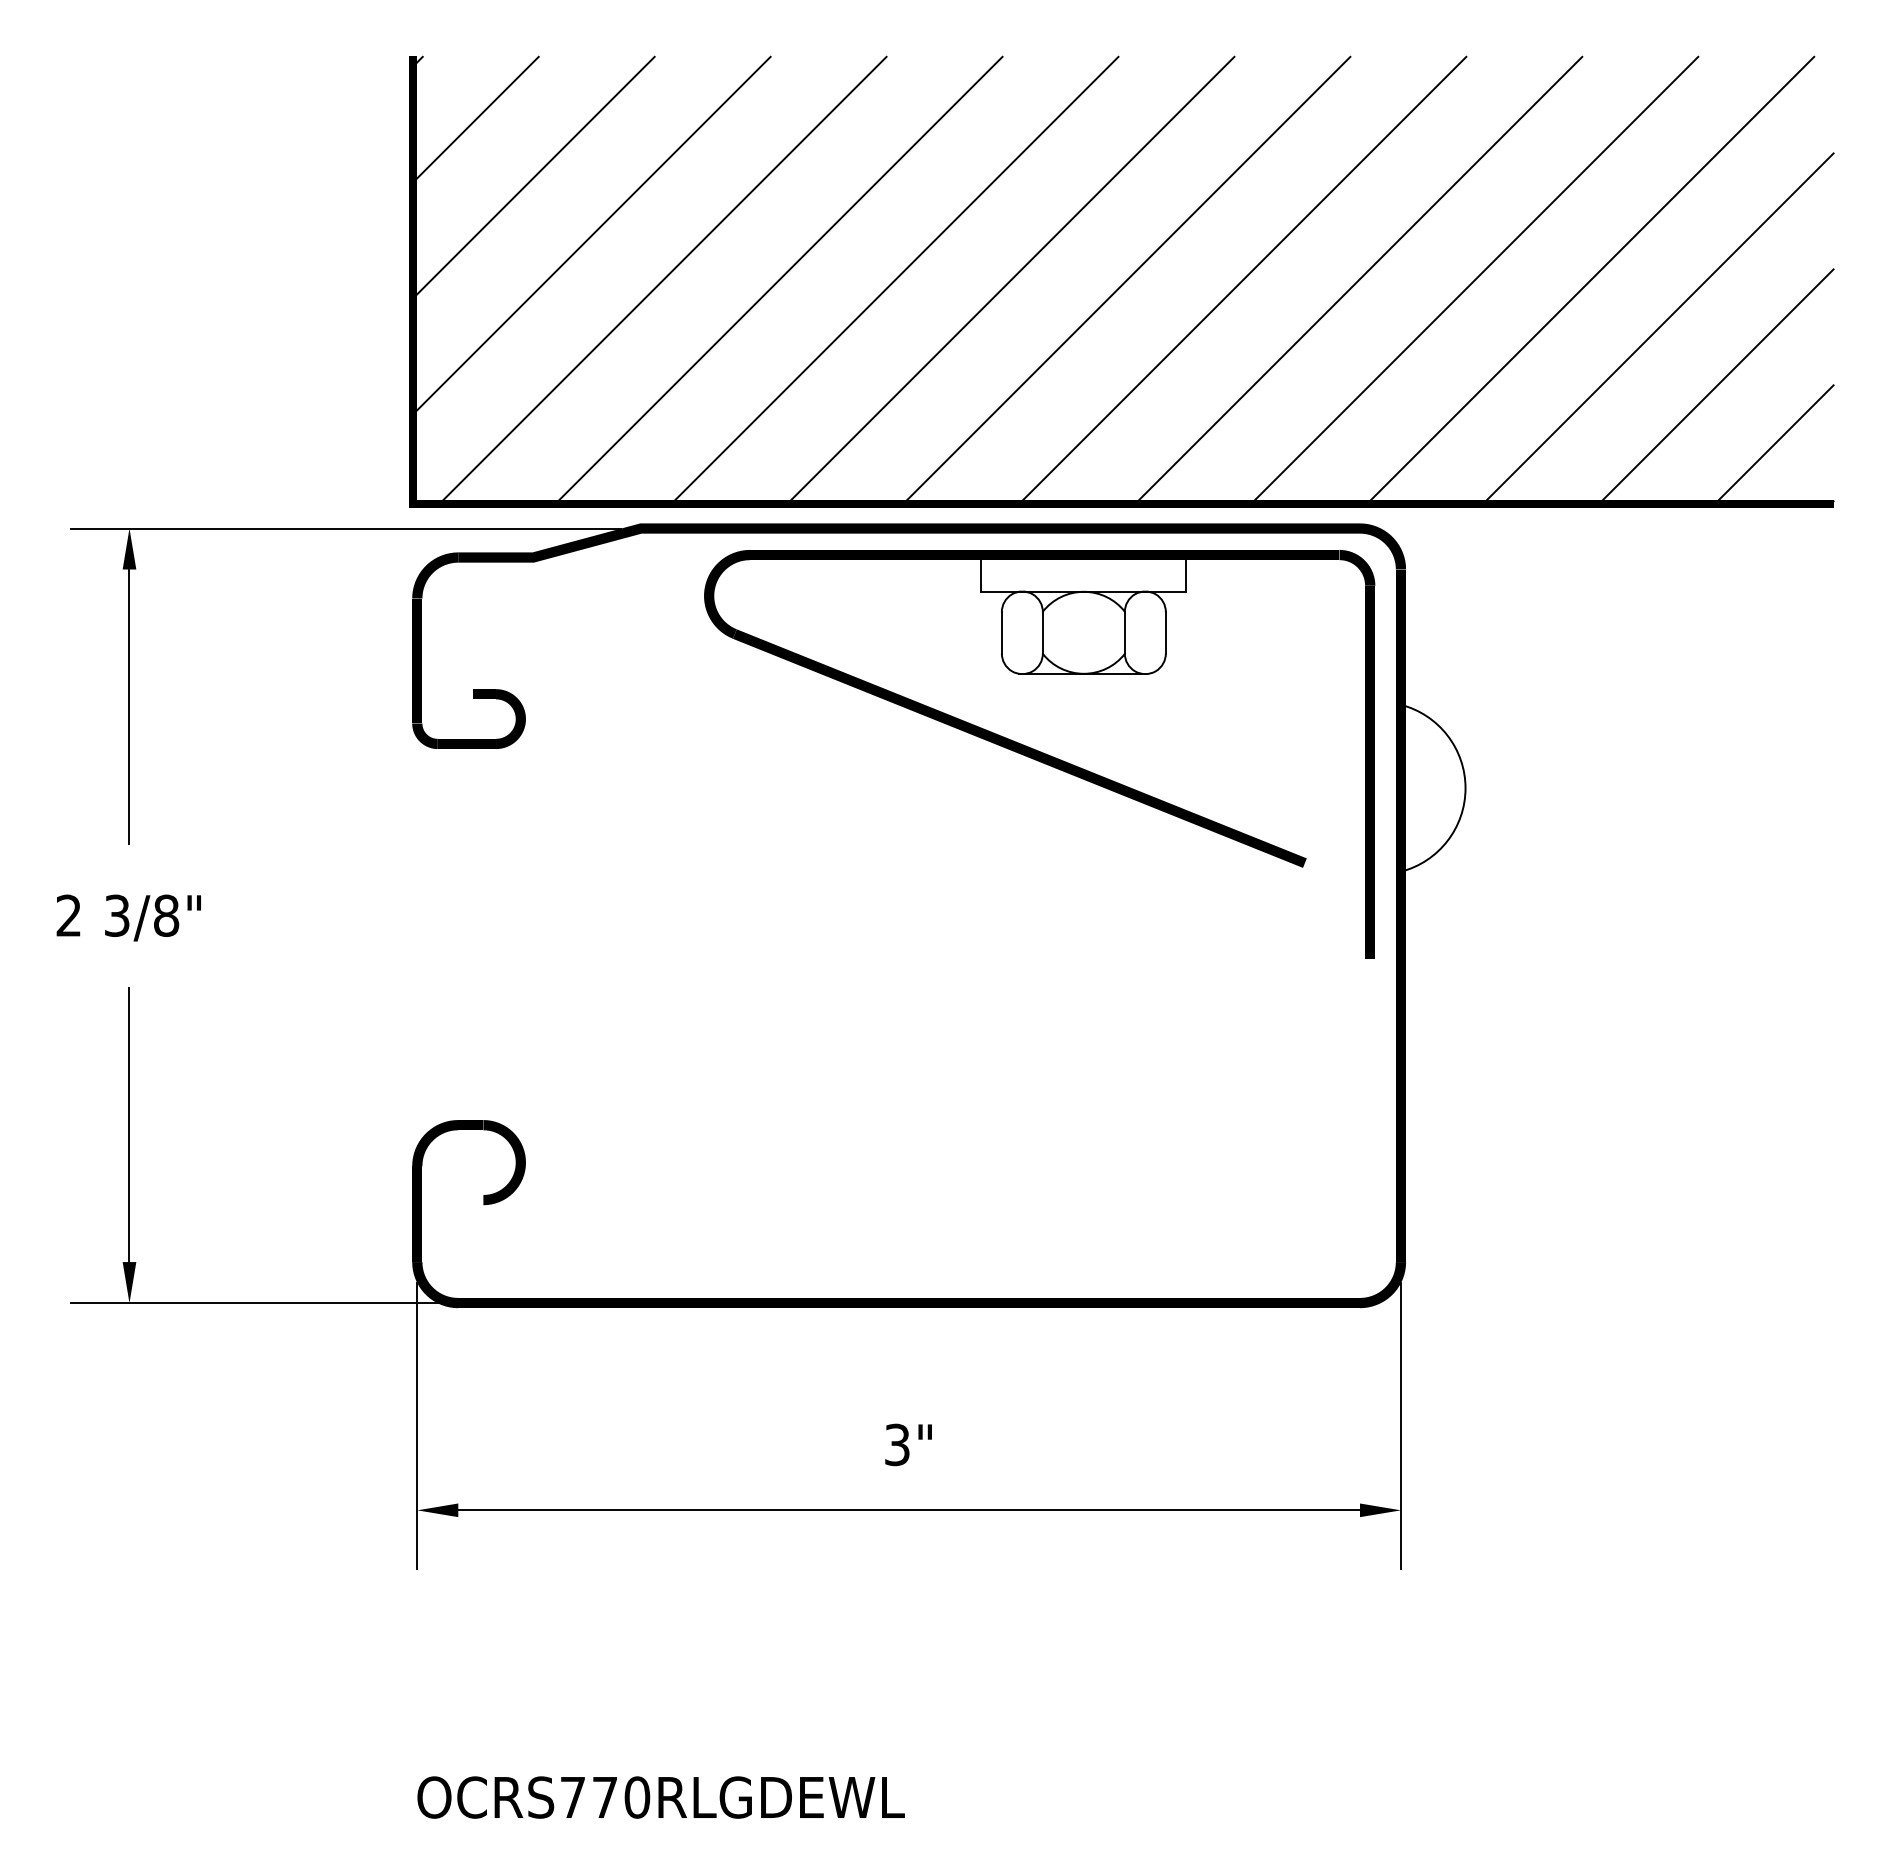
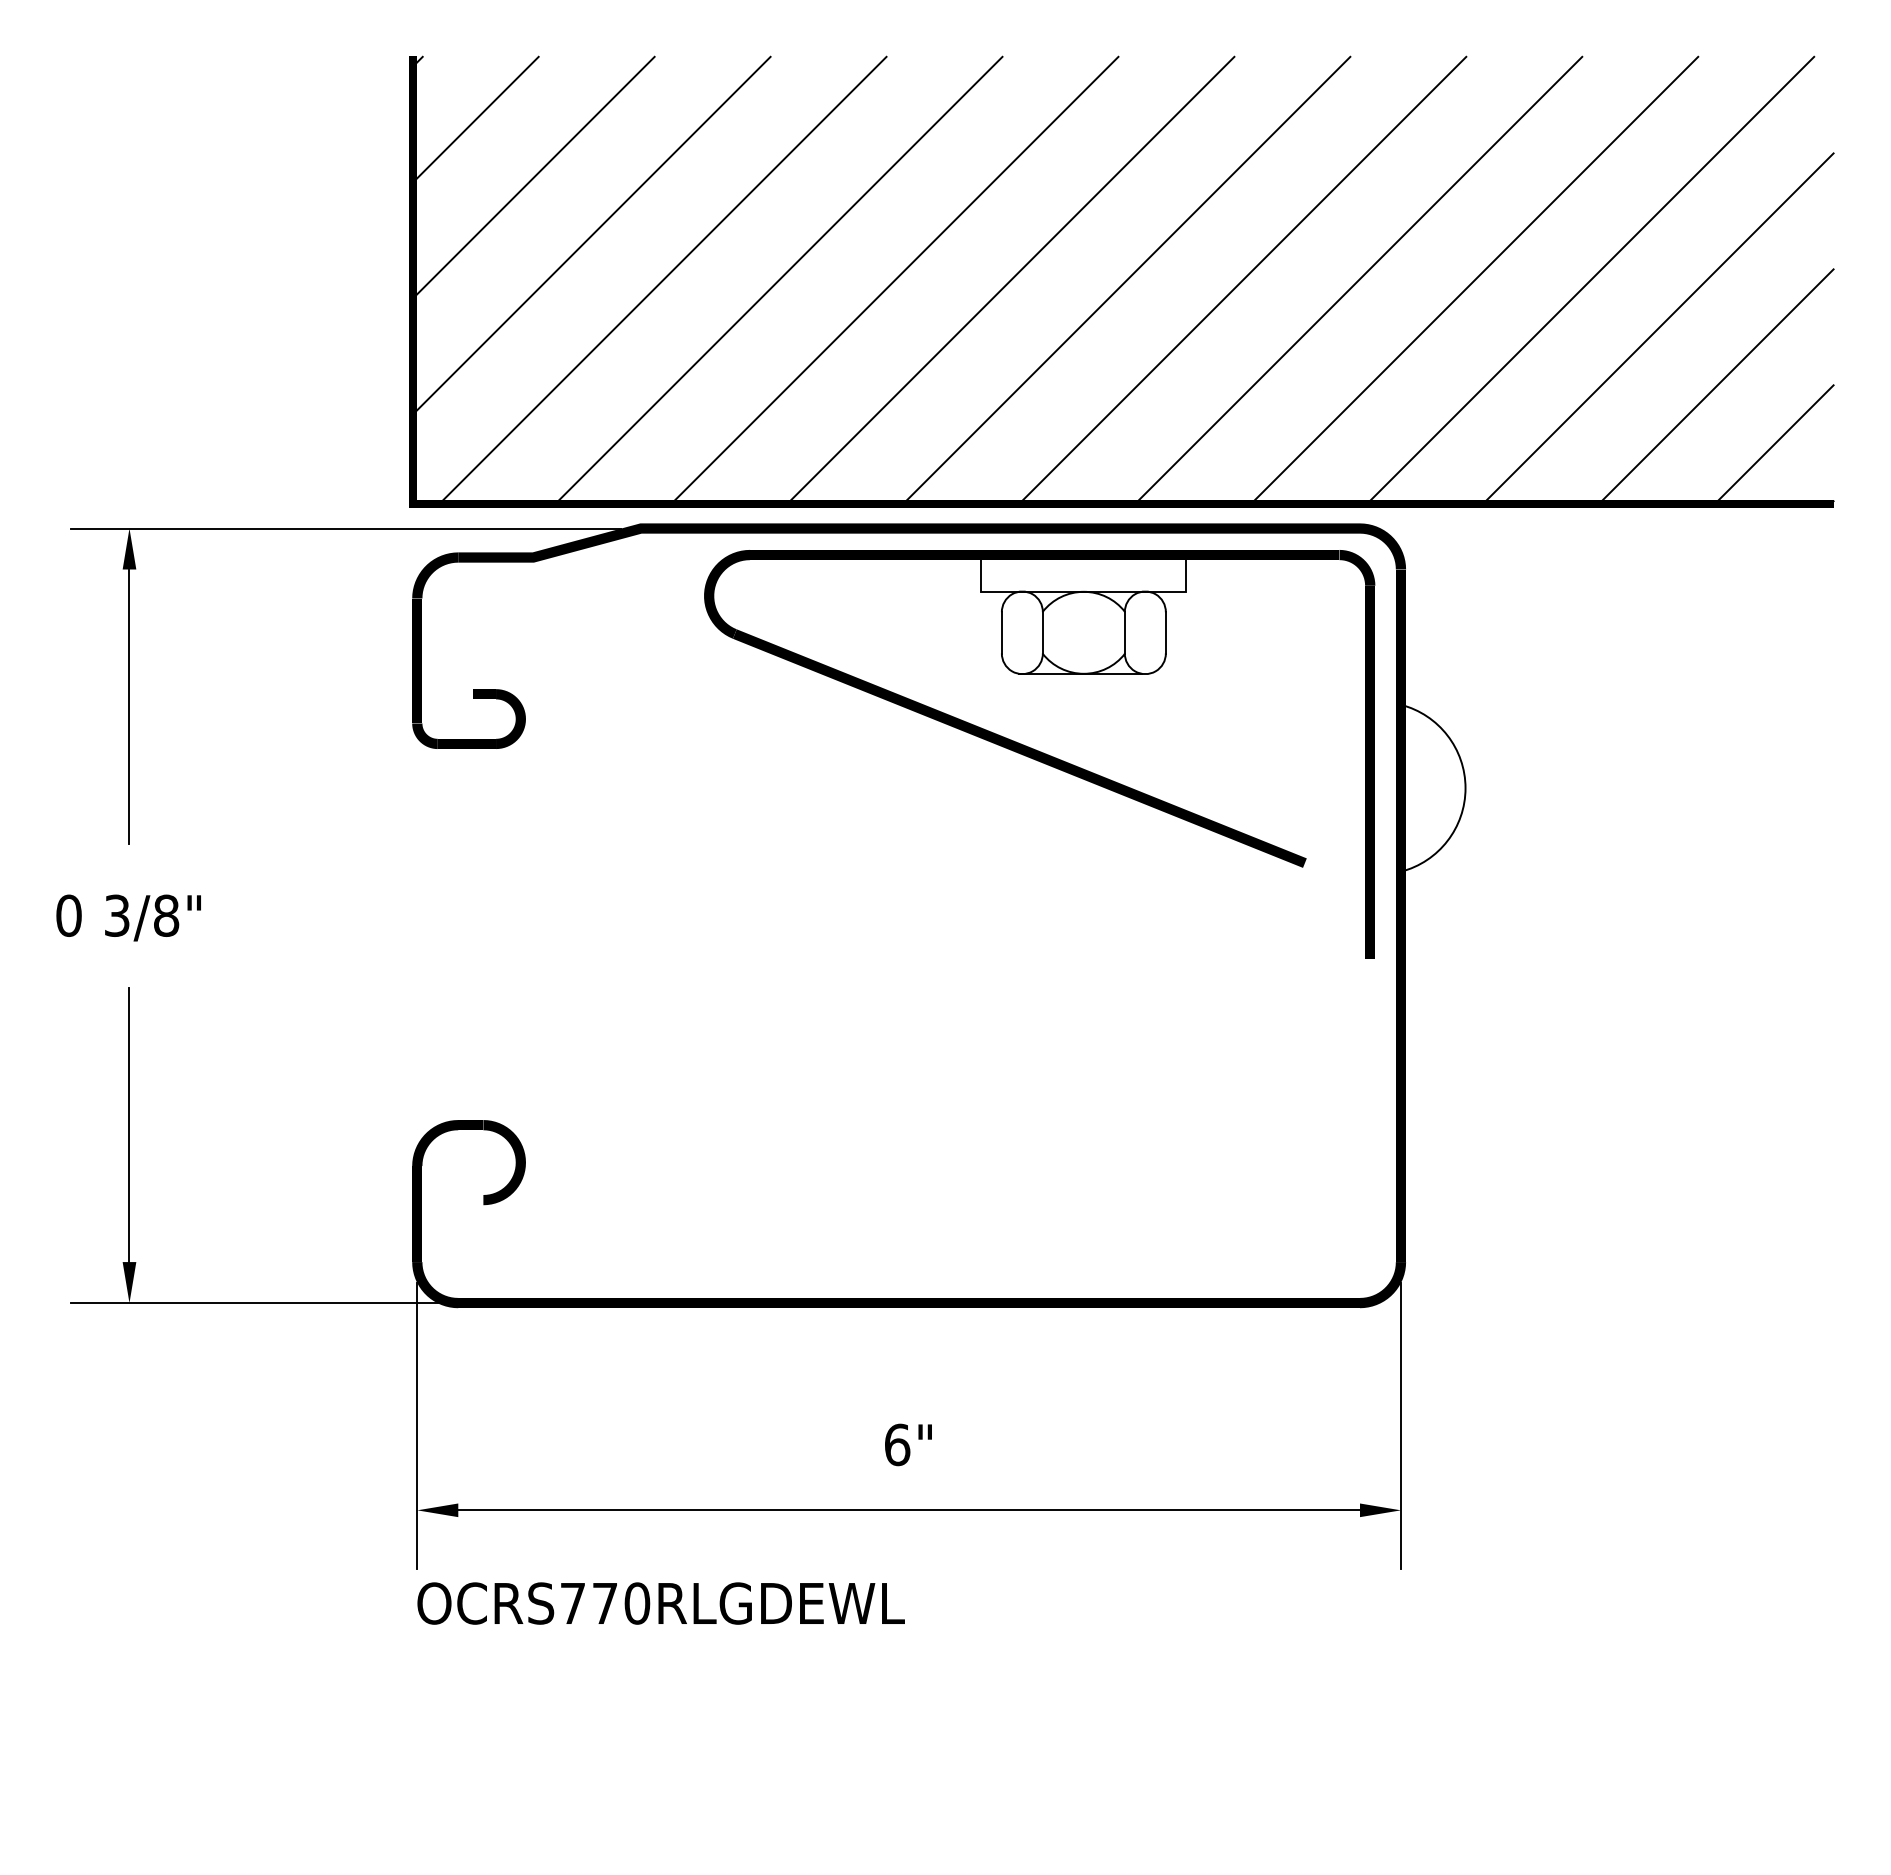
text: 2 -> 0 (68, 915)
text: 3" -> 6" (897, 1444)
text position: (660, 1797) -> (660, 1603) (660, 1603)
